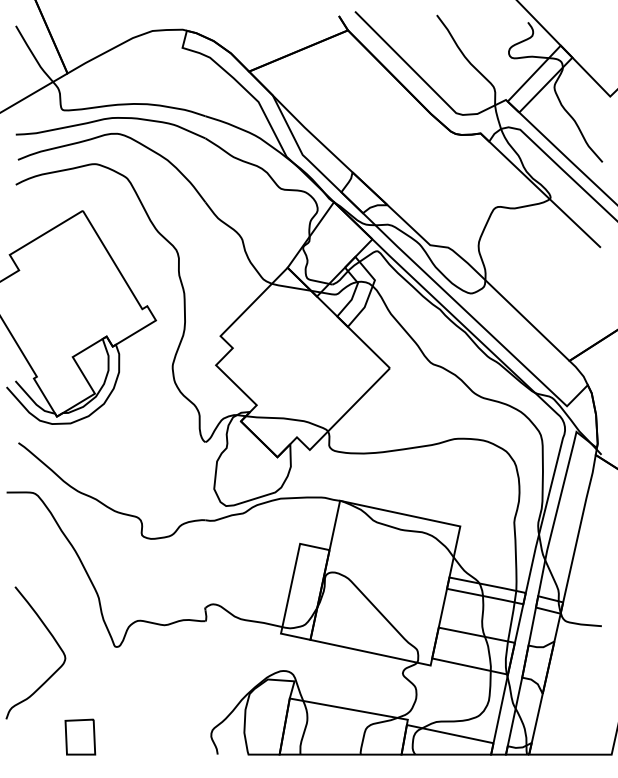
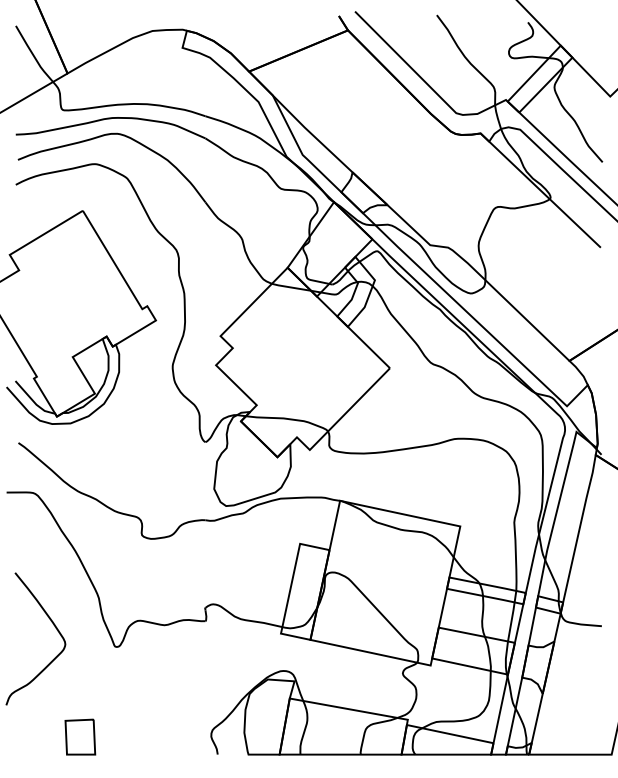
curve position: (53, 639) -> (53, 625) (53, 625)
